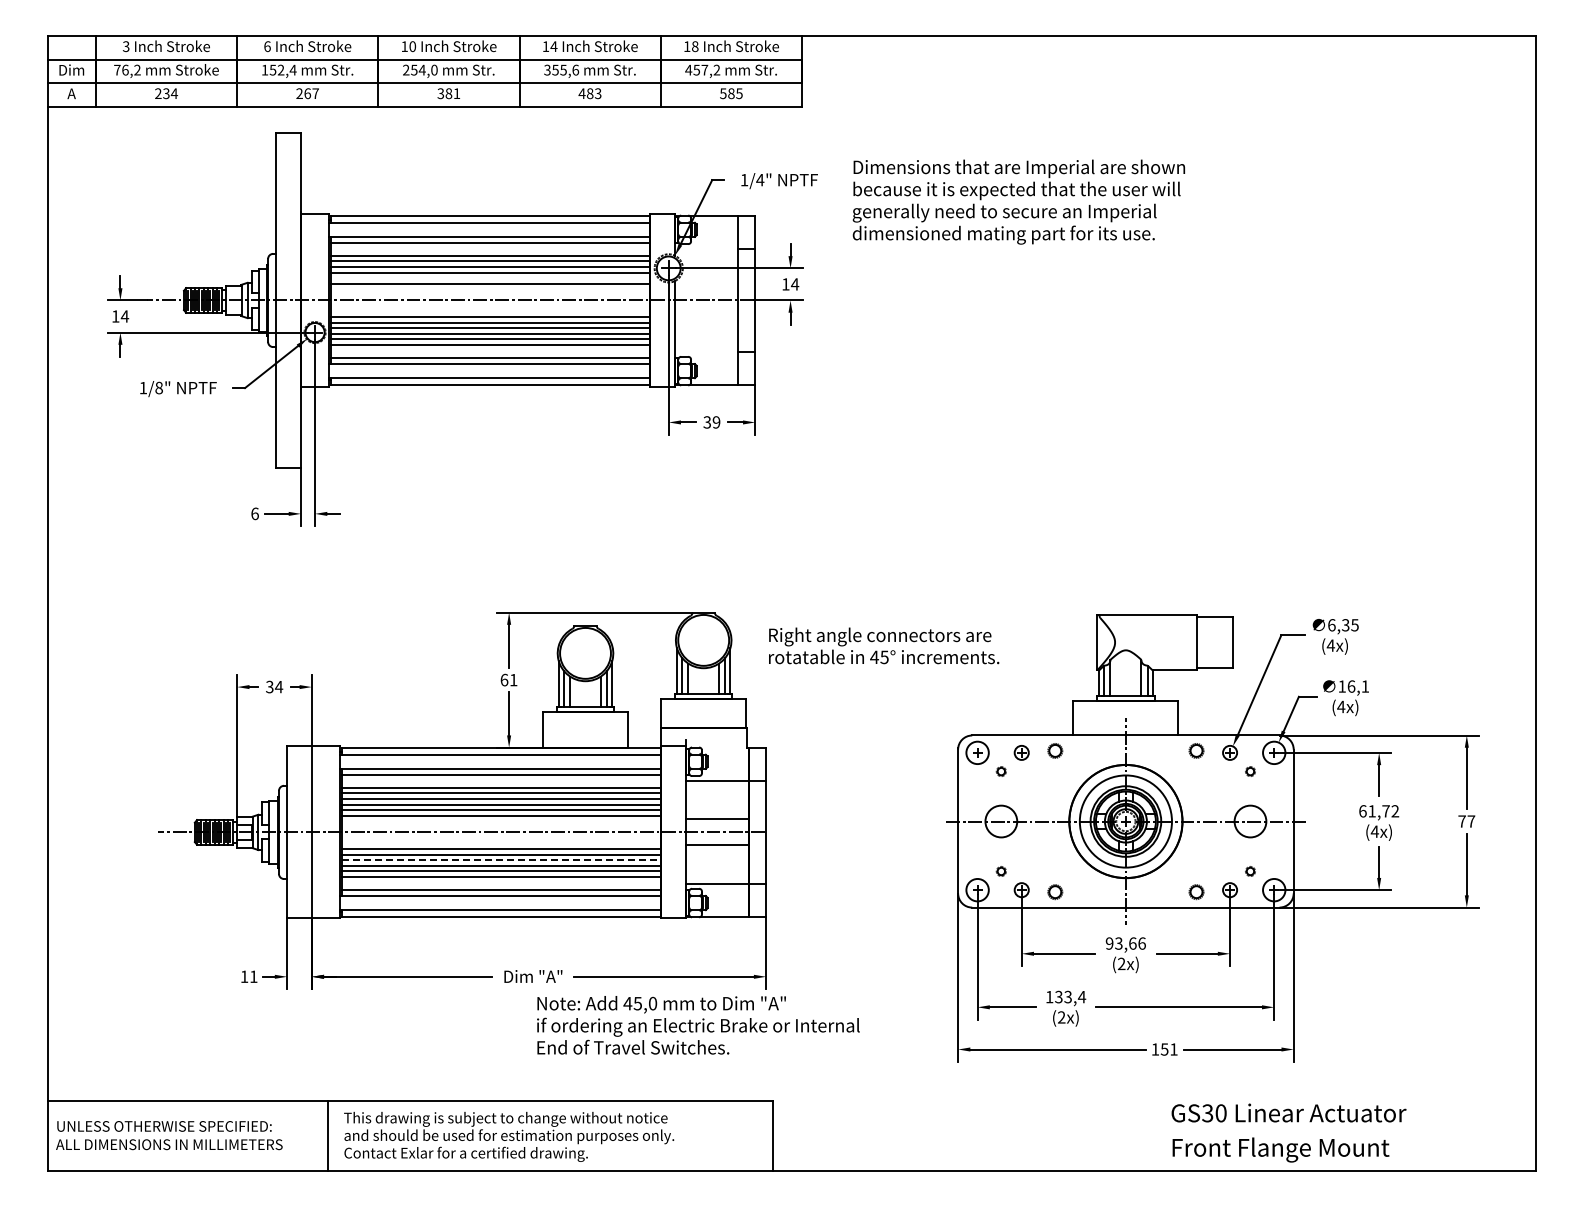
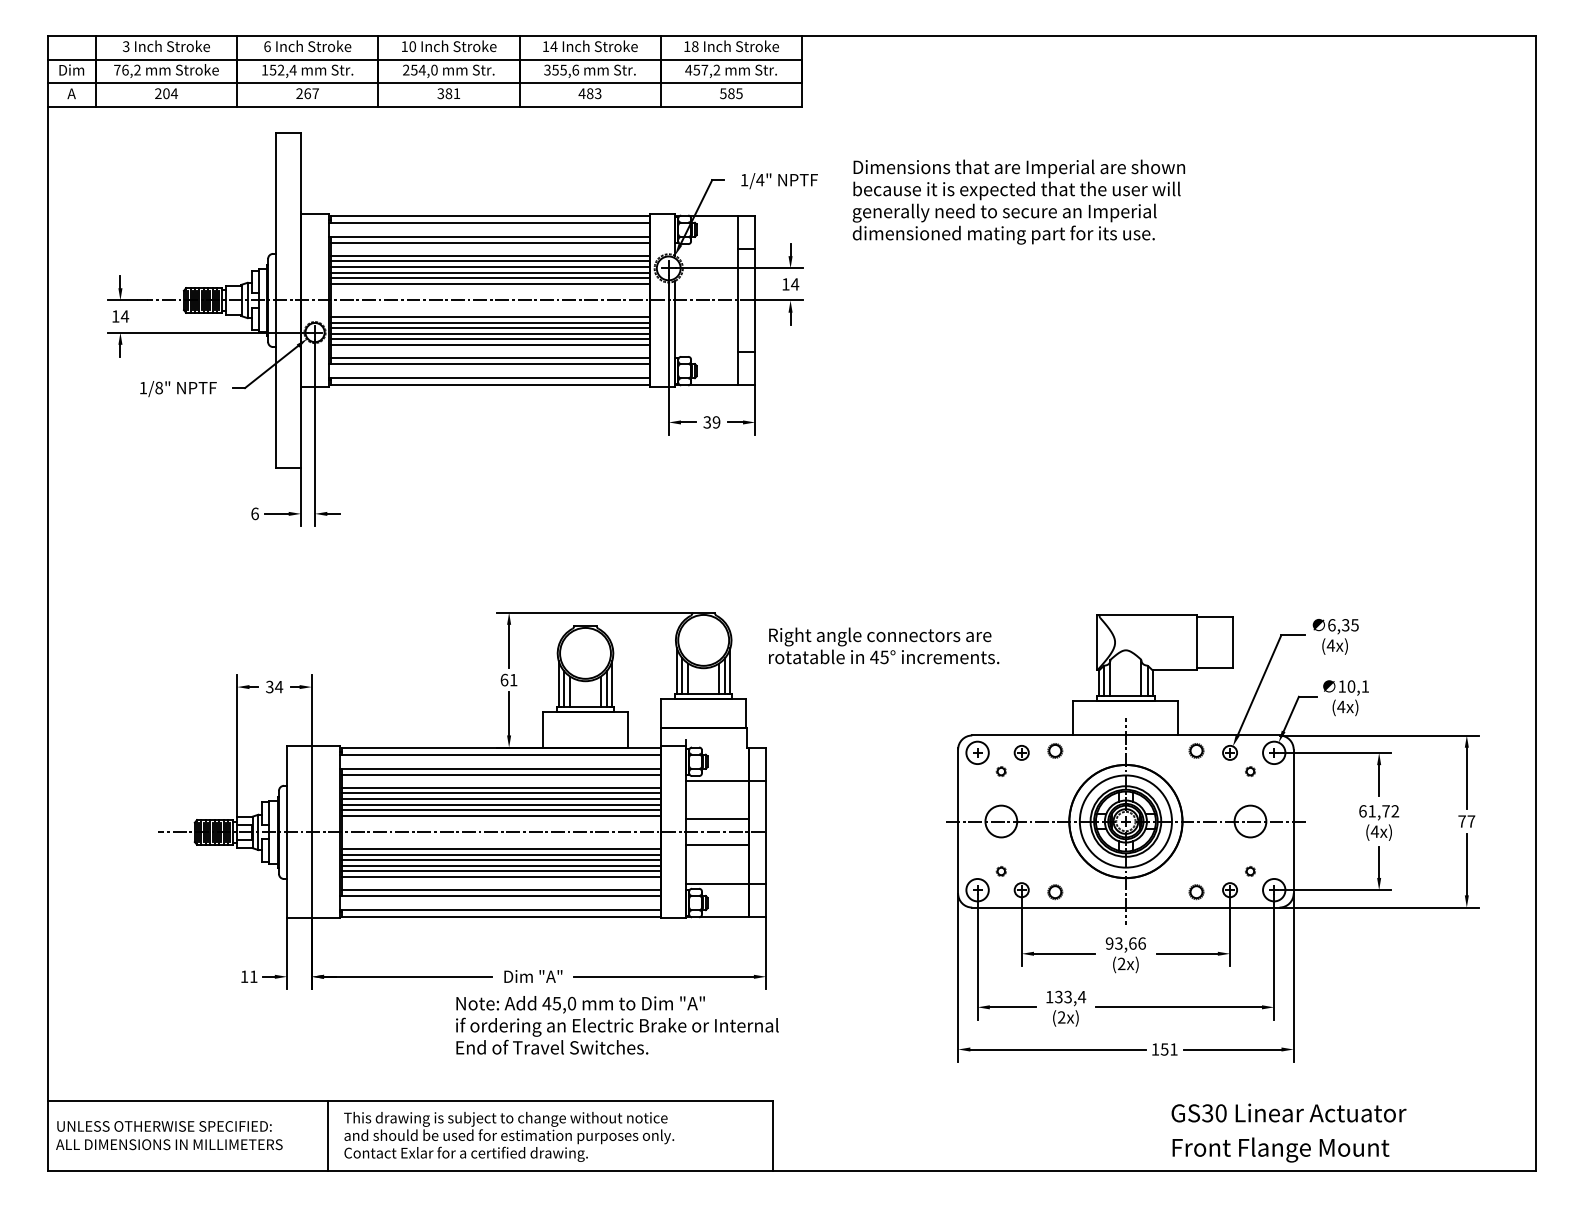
text: 234 -> 204 (166, 93)
line: none -> present (490, 278)
text: 16,1 -> 10,1 (1351, 686)
line: dashed -> solid (501, 860)
text position: (698, 1025) -> (617, 1025) (617, 1025)
